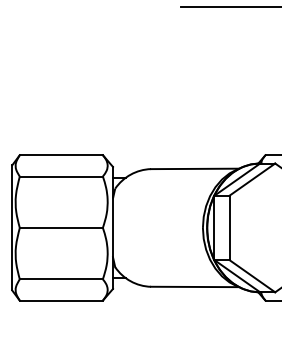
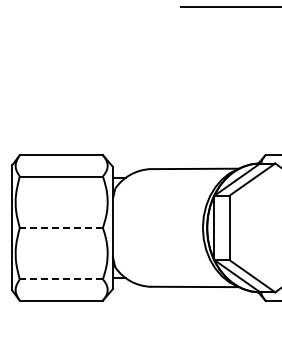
line: solid -> dashed (61, 227)
line: solid -> dashed (61, 279)
